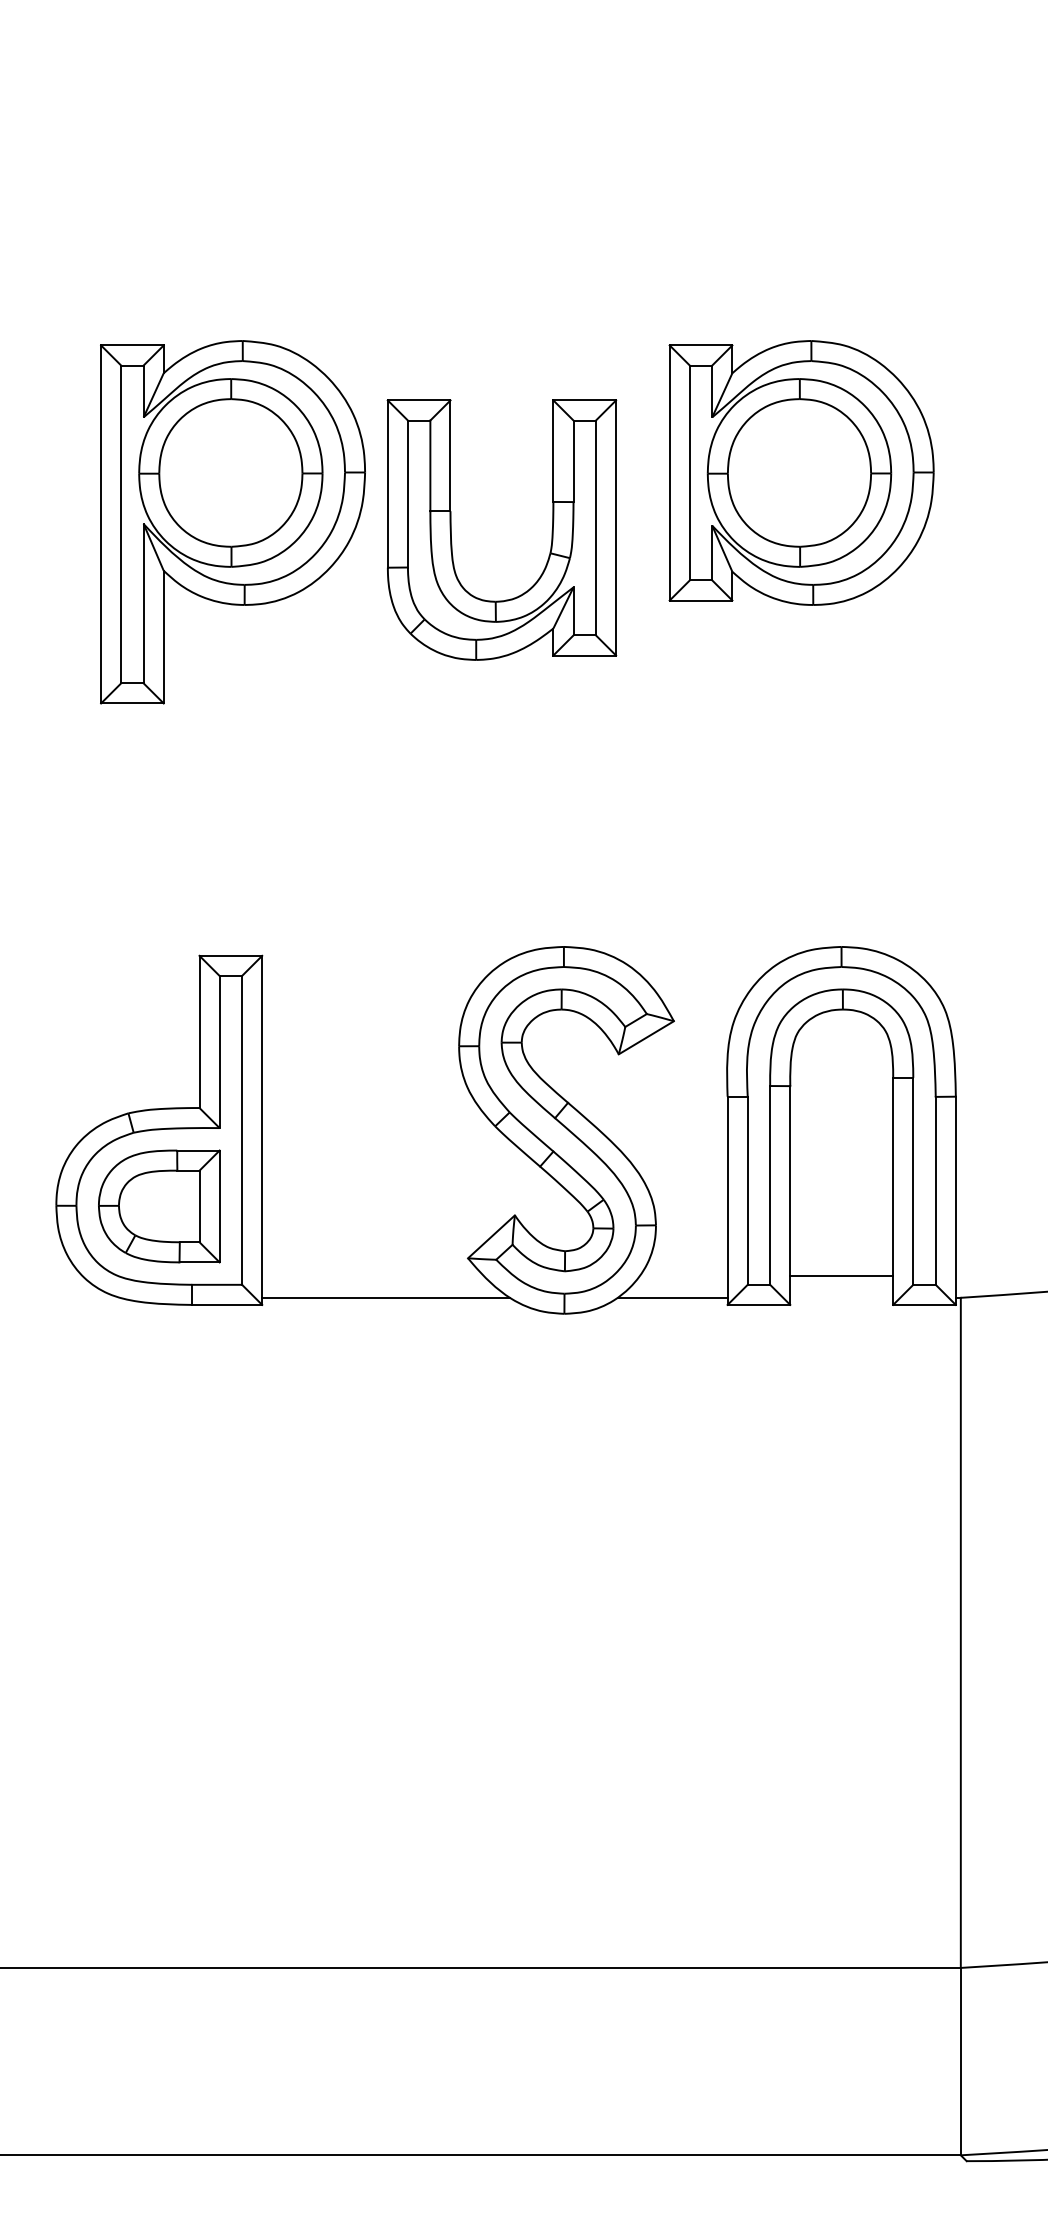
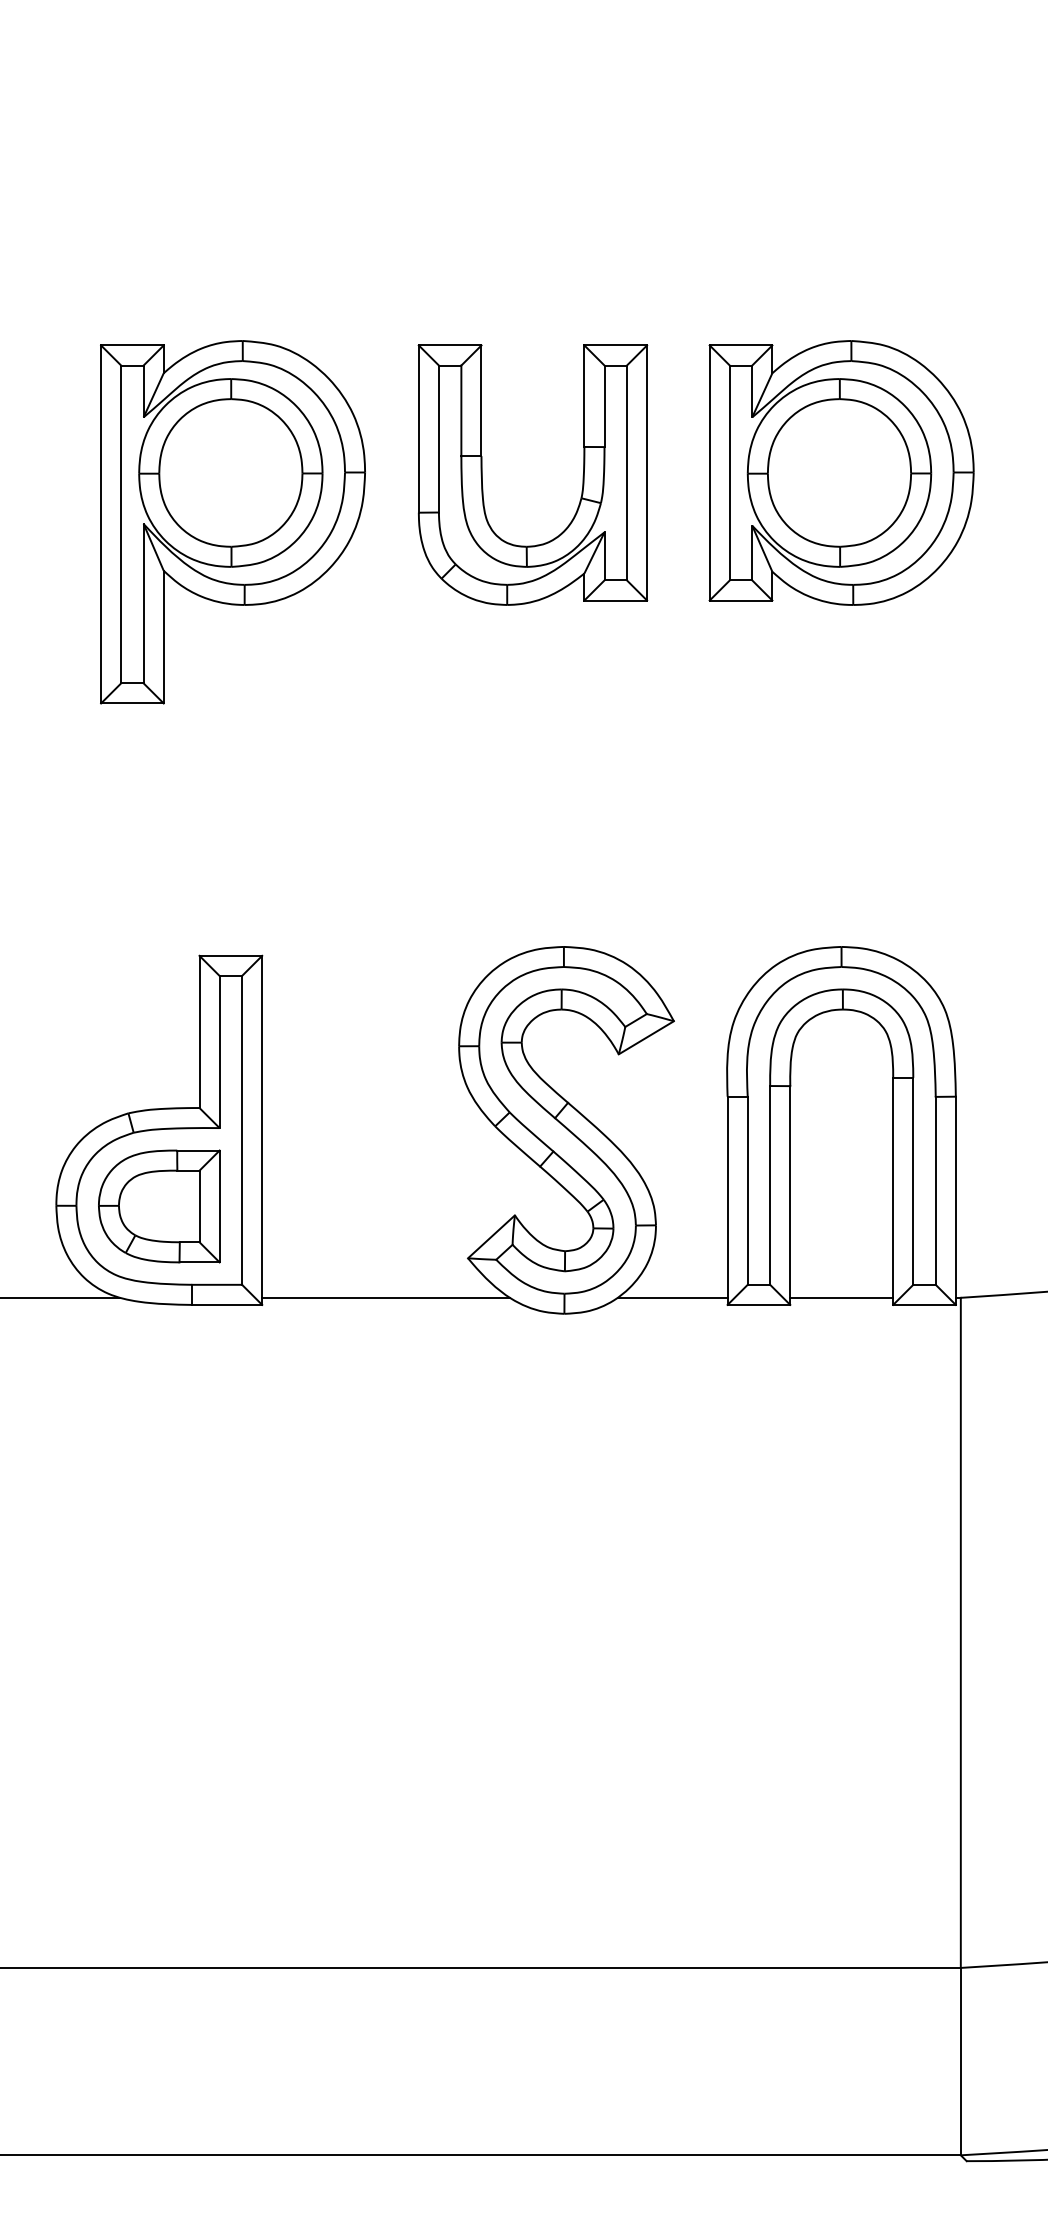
part position: (801, 472) -> (841, 472) (841, 472)
part position: (451, 529) -> (482, 474) (482, 474)
line position: (841, 1275) -> (841, 1297) (841, 1297)
line: none -> present (60, 1297)
